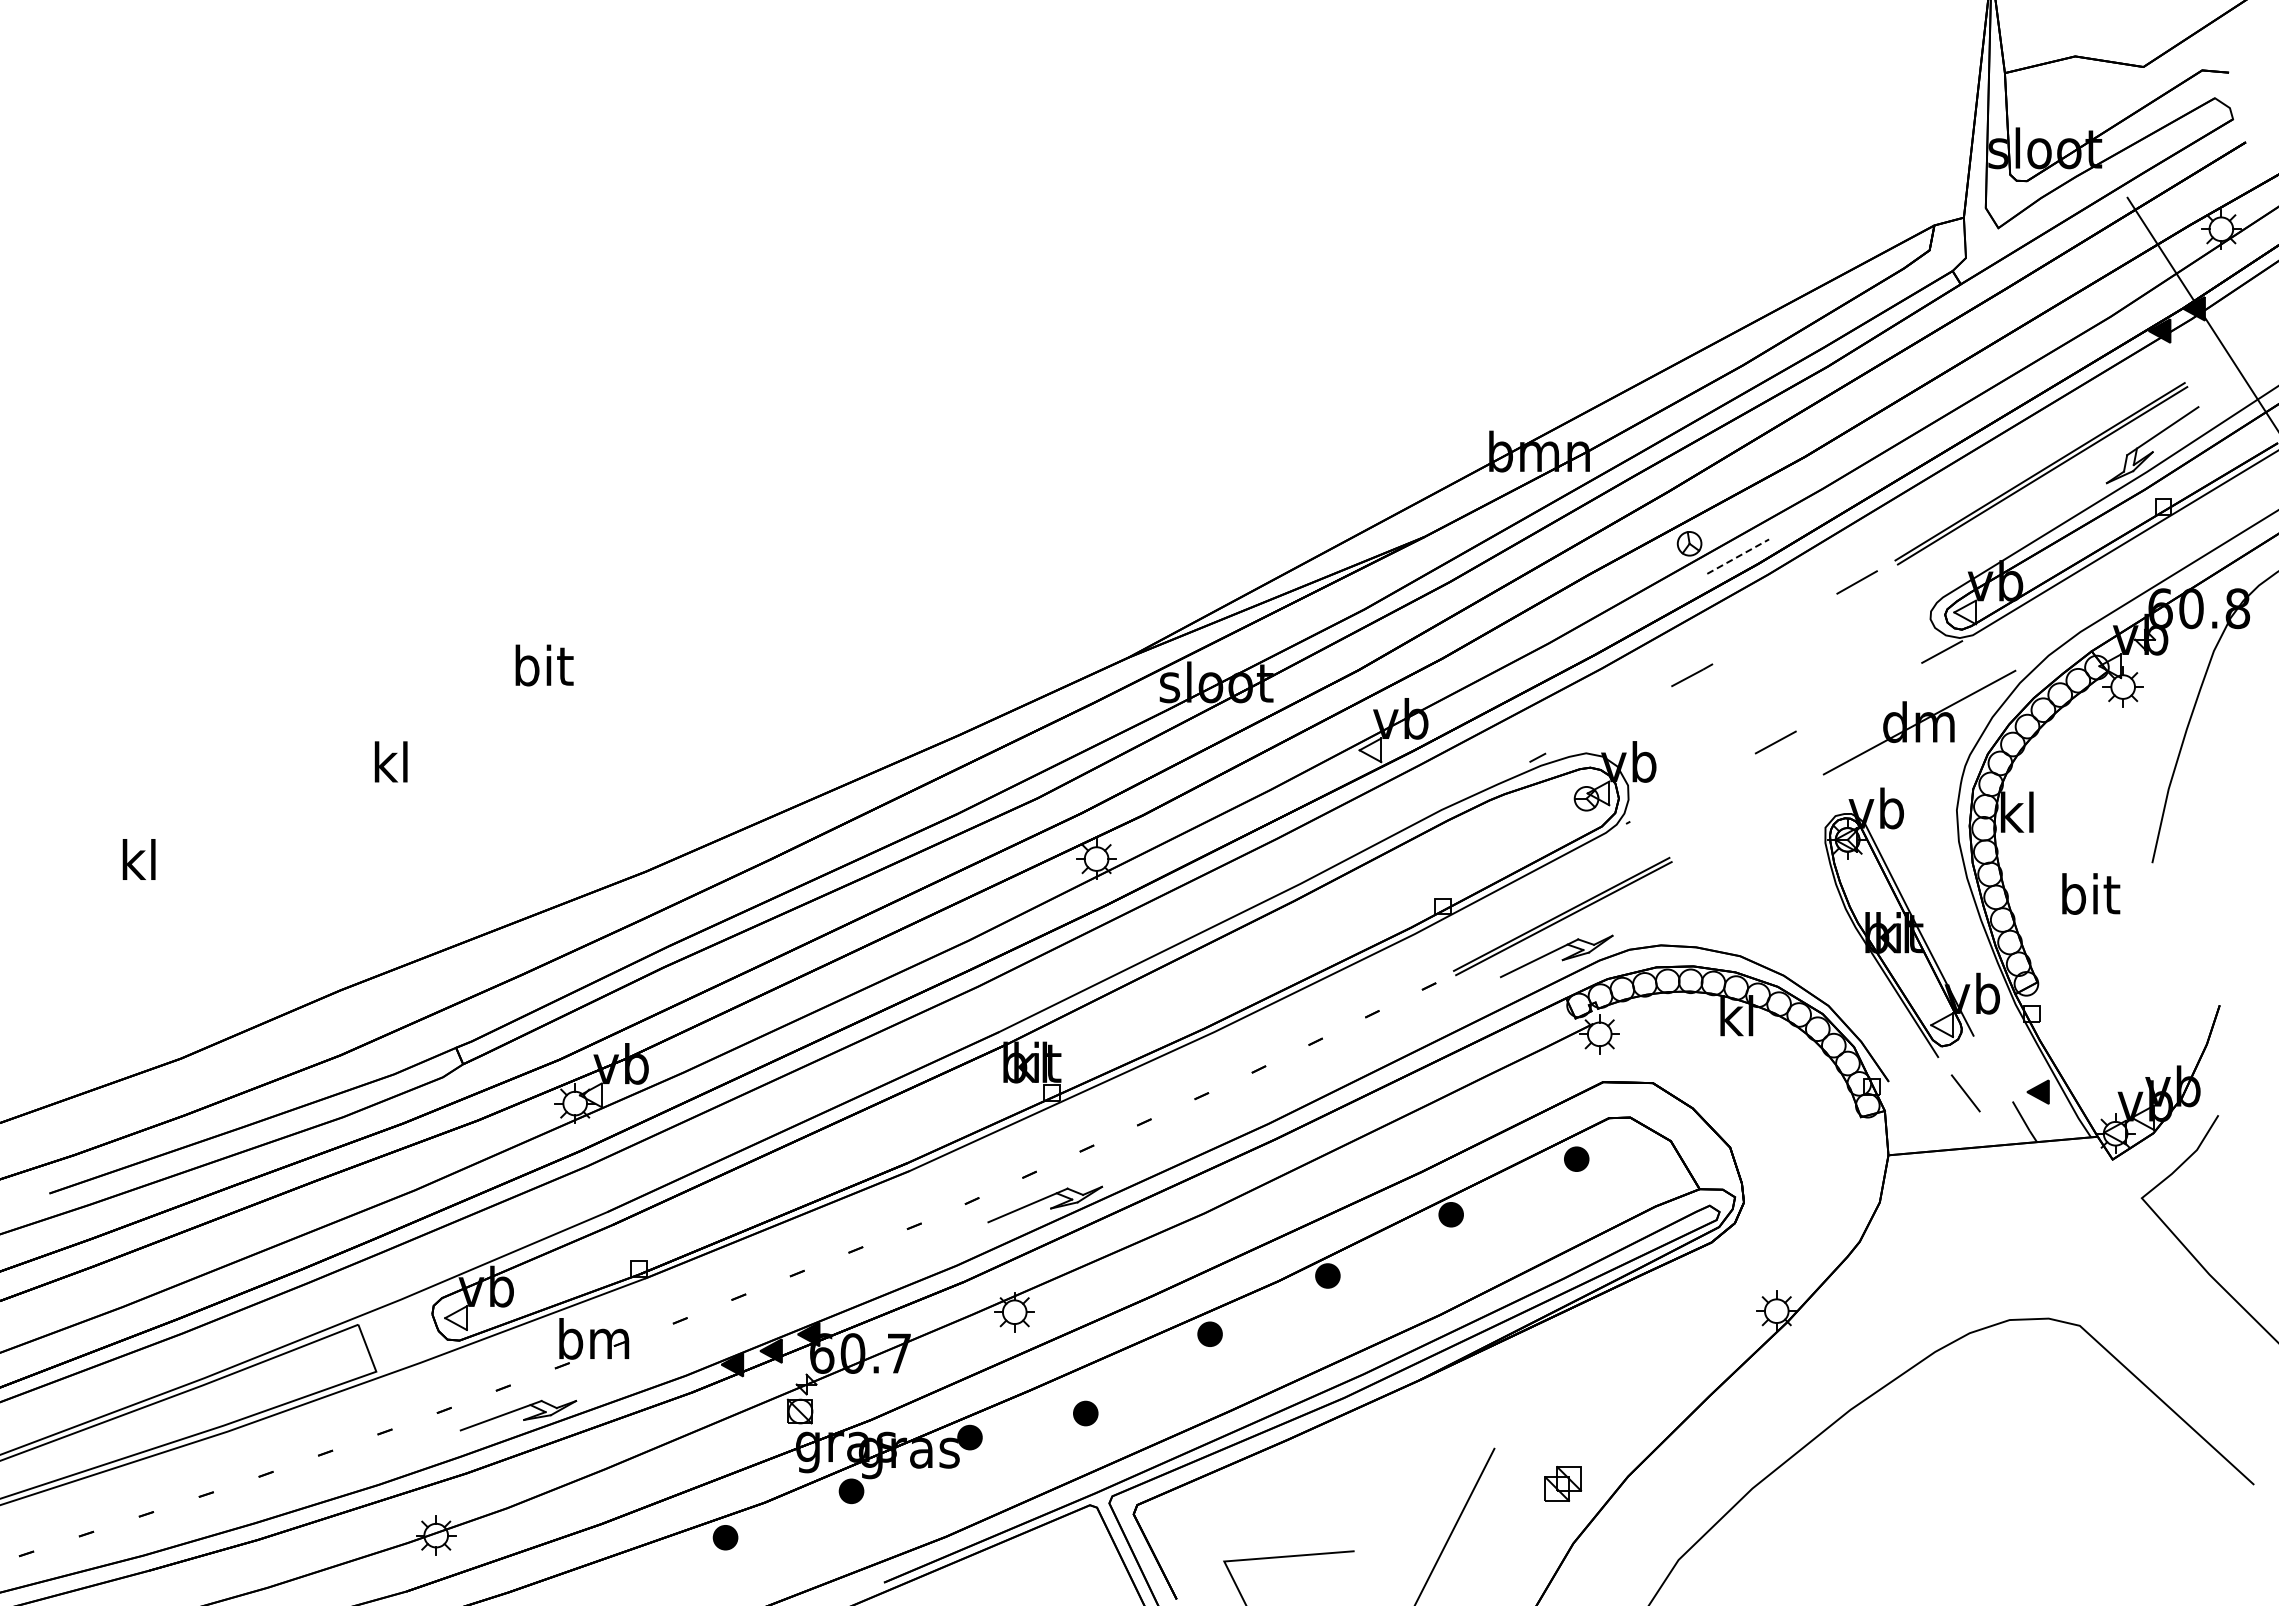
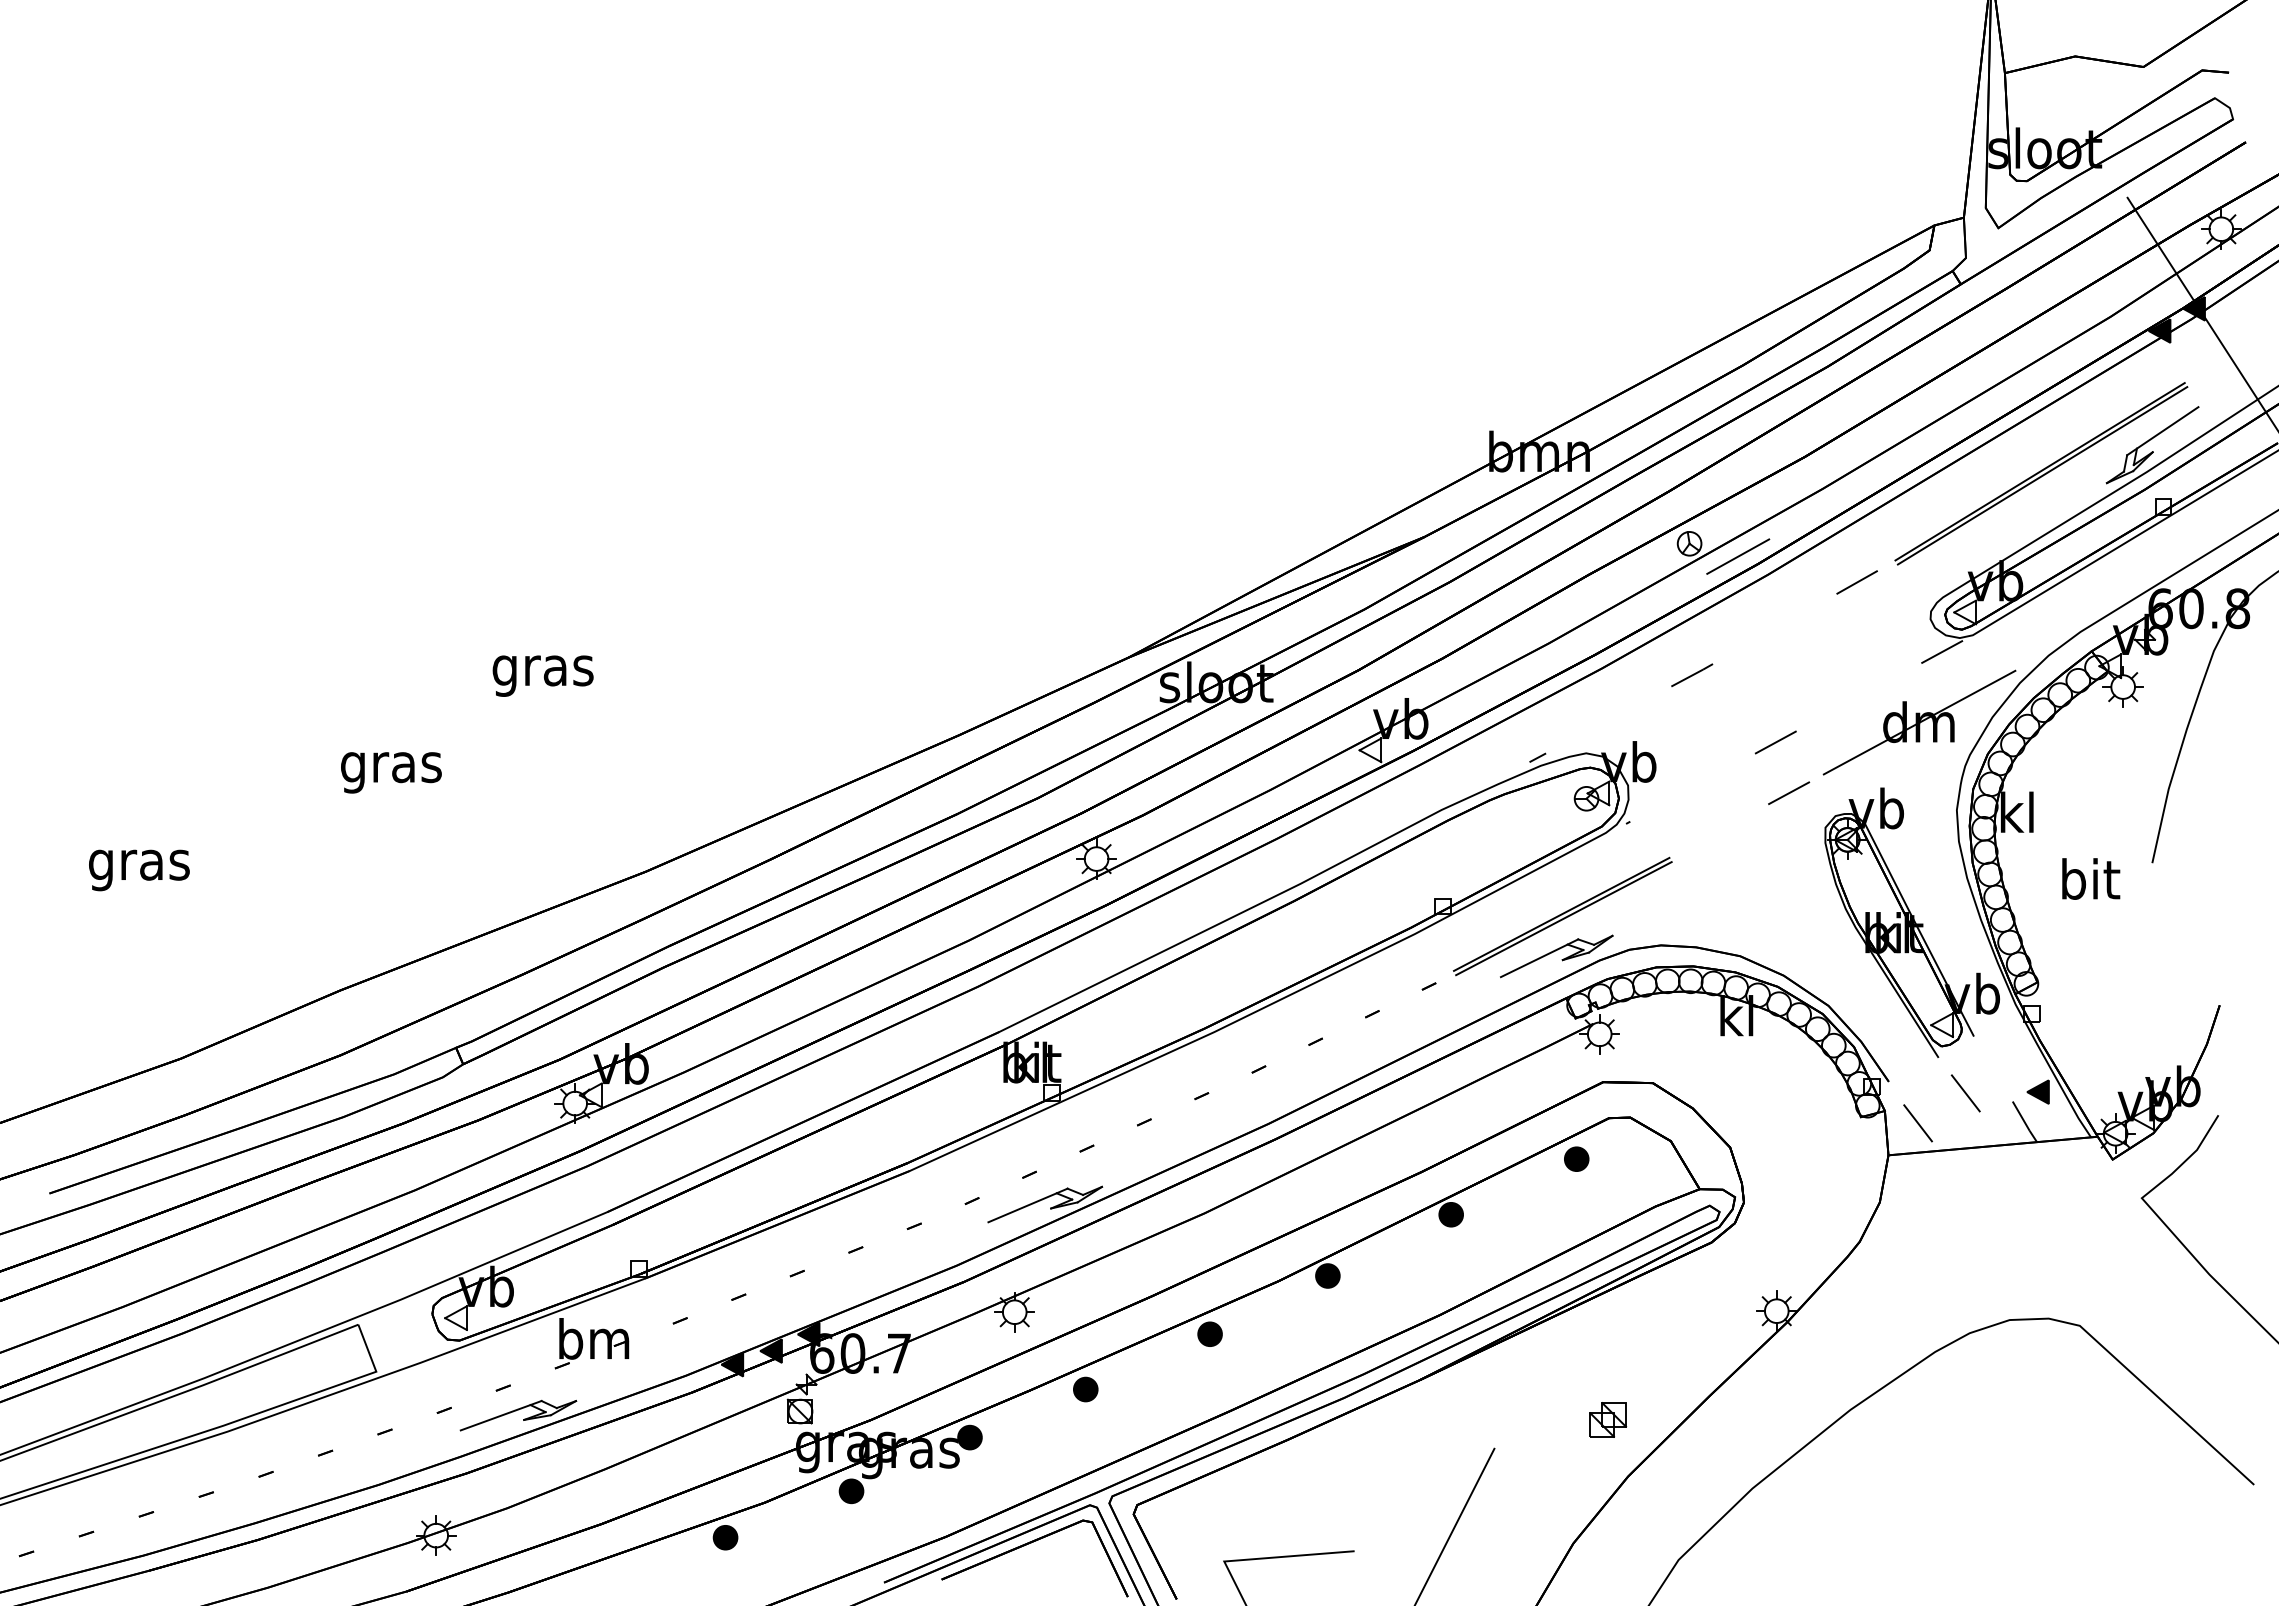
line: dashed -> solid (1738, 556)
text: bit -> gras (542, 670)
text: kl -> gras (391, 767)
line: none -> present (1789, 792)
text: kl -> gras (139, 865)
text position: (2091, 893) -> (2091, 878) (2091, 878)
line: none -> present (1921, 1127)
part position: (1085, 1413) -> (1085, 1389) (1085, 1389)
part position: (1563, 1483) -> (1608, 1419) (1608, 1419)
part: none -> present (1028, 1544)
